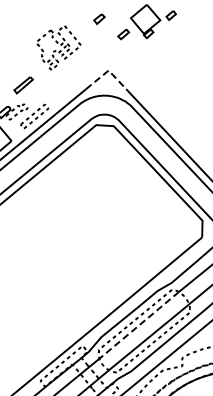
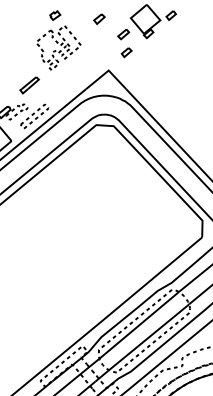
part: none -> present (55, 15)
part: none -> present (126, 52)
line: dashed -> solid (107, 71)
part position: (23, 85) -> (29, 85) (29, 85)
line: dashed -> solid (139, 324)
